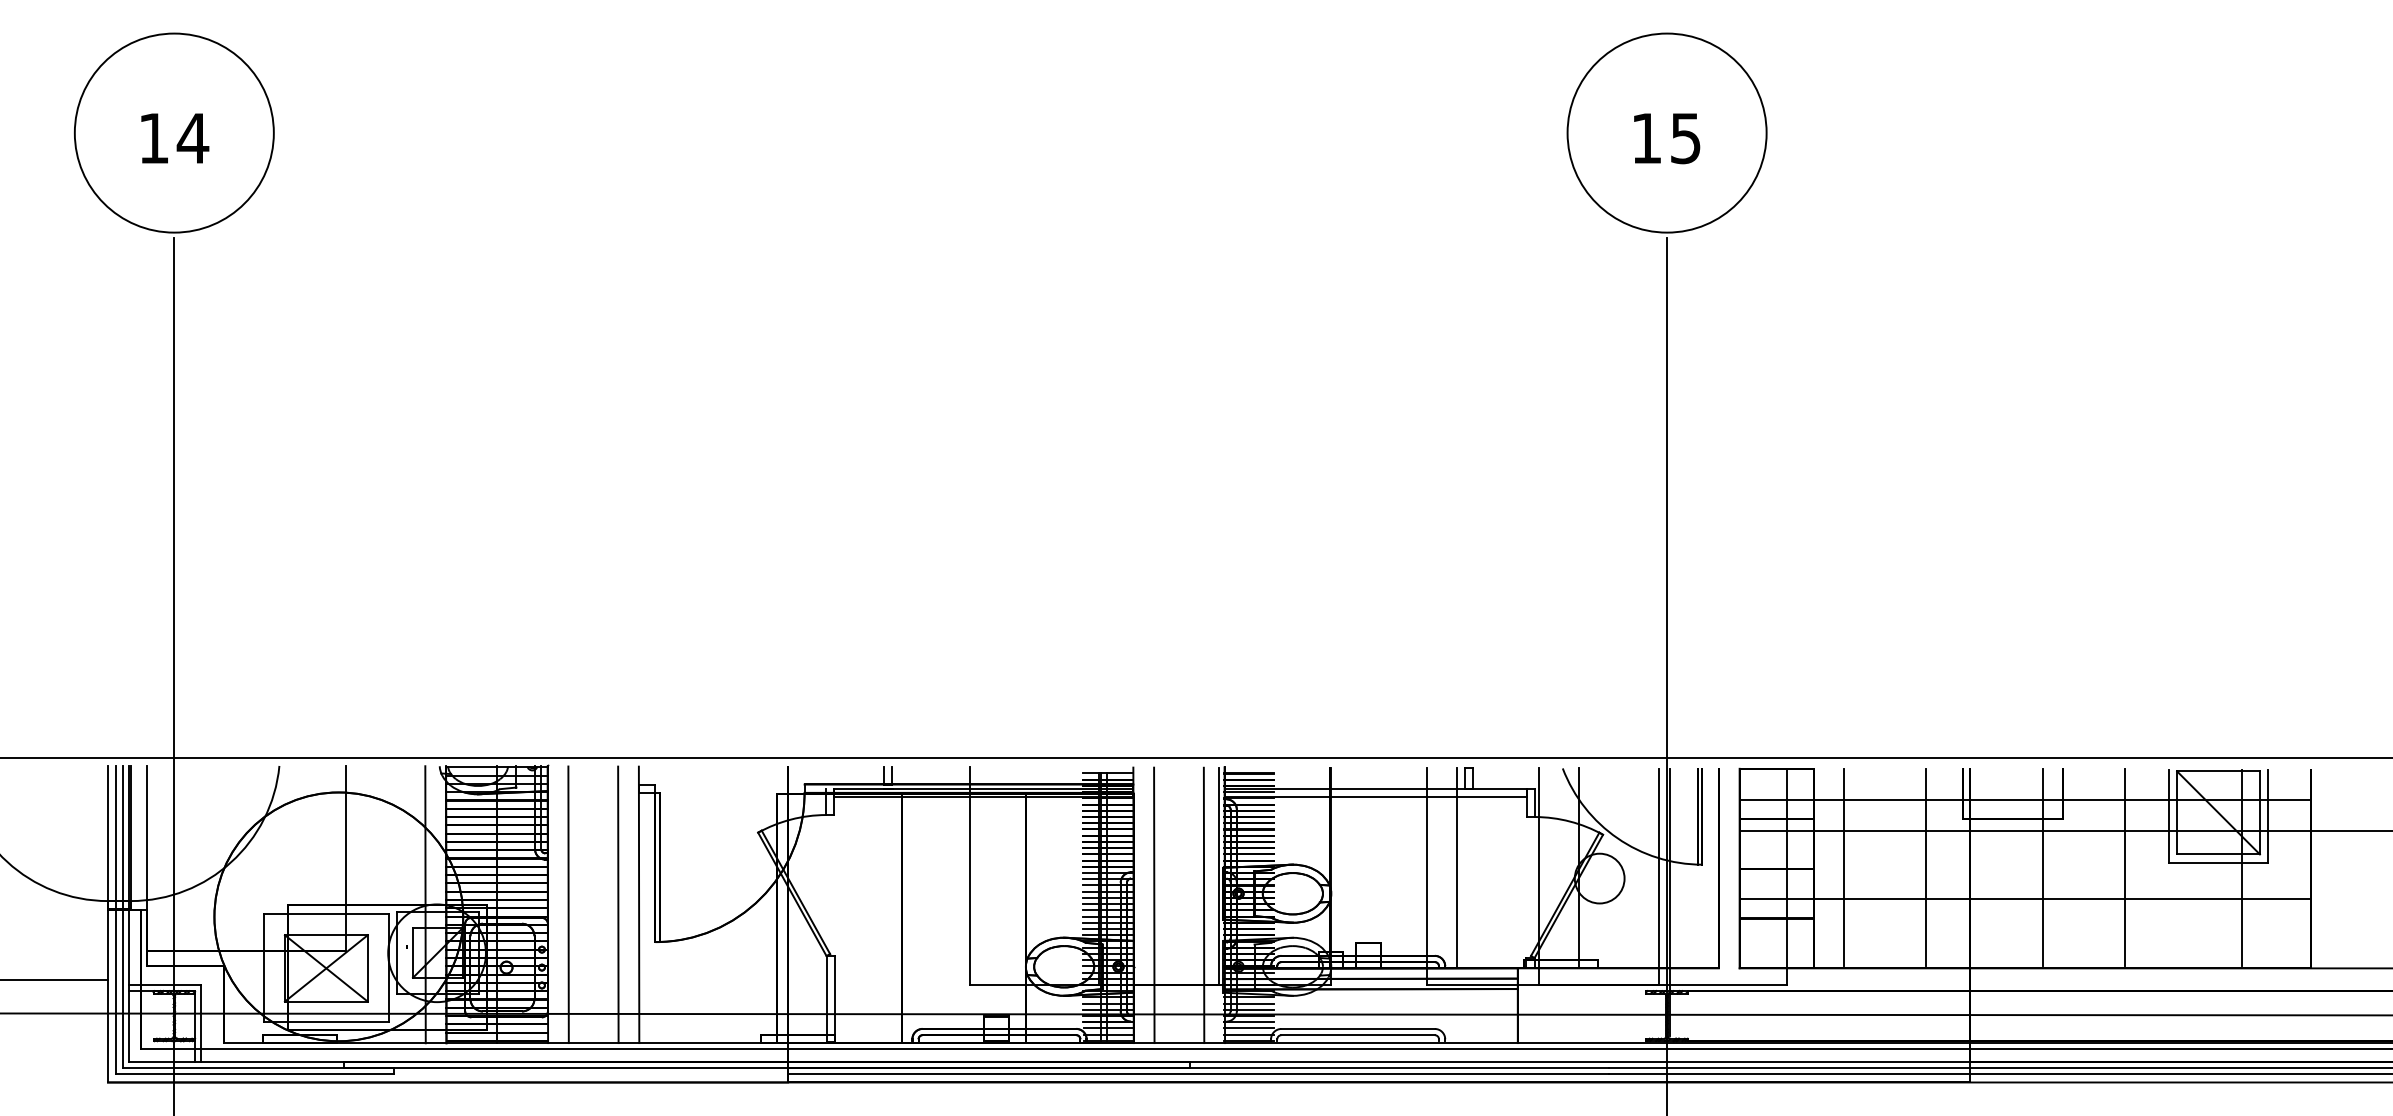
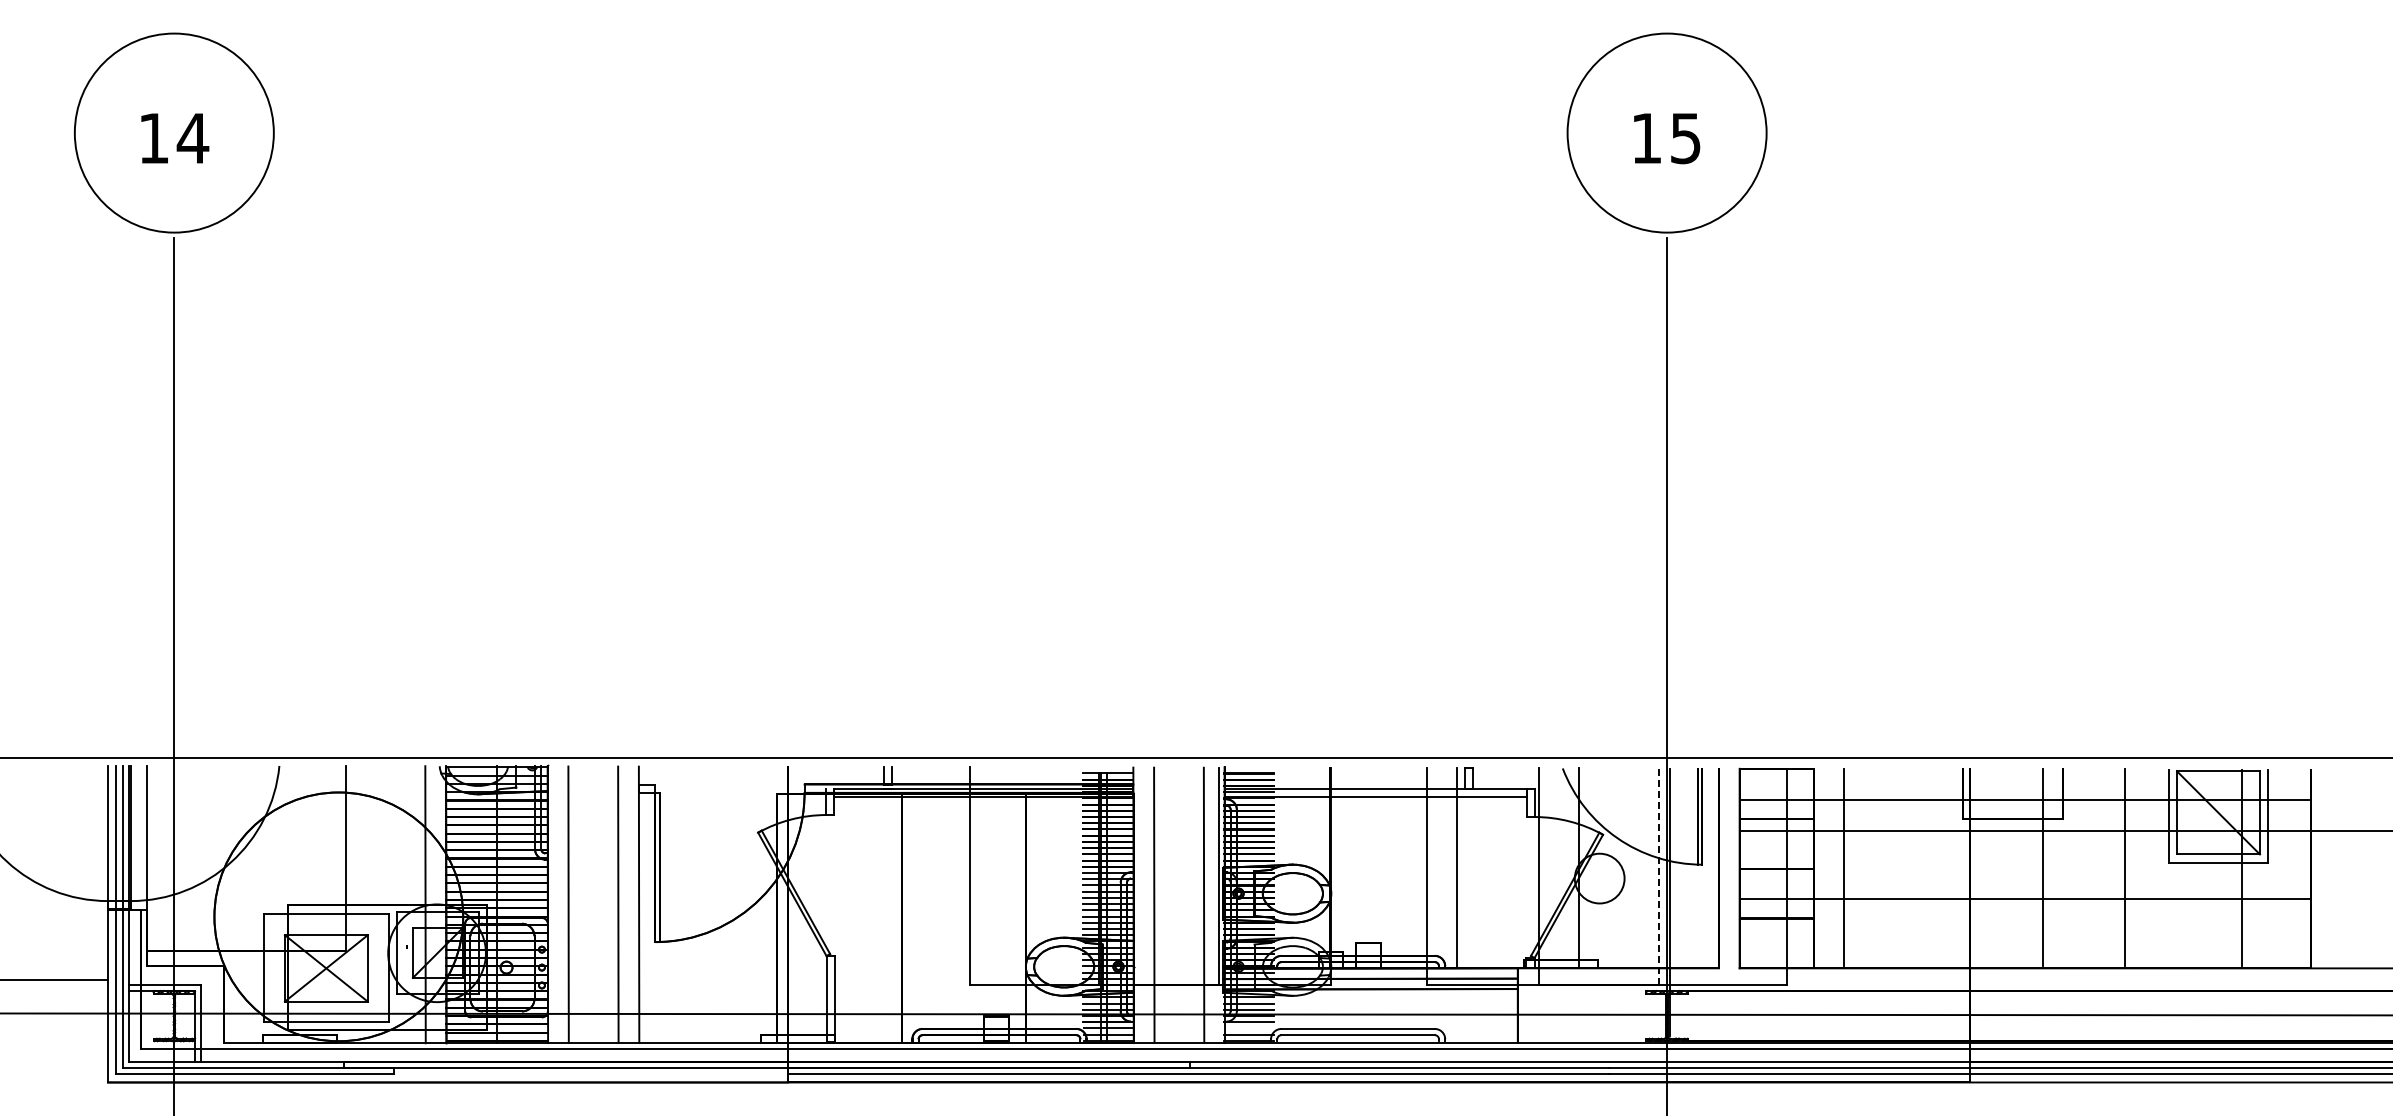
line: present -> none (1925, 867)
line: solid -> dashed (1658, 876)
line: present -> none (1249, 1028)
